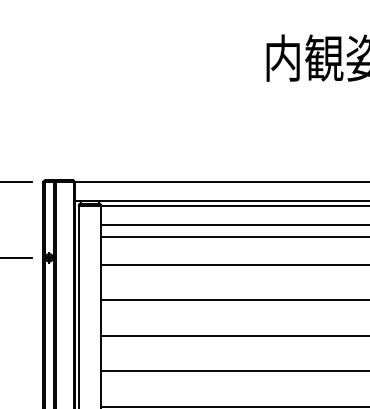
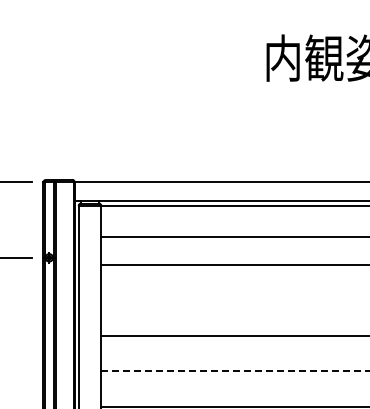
line: present -> none (233, 224)
line: present -> none (233, 300)
line: solid -> dashed (235, 371)
